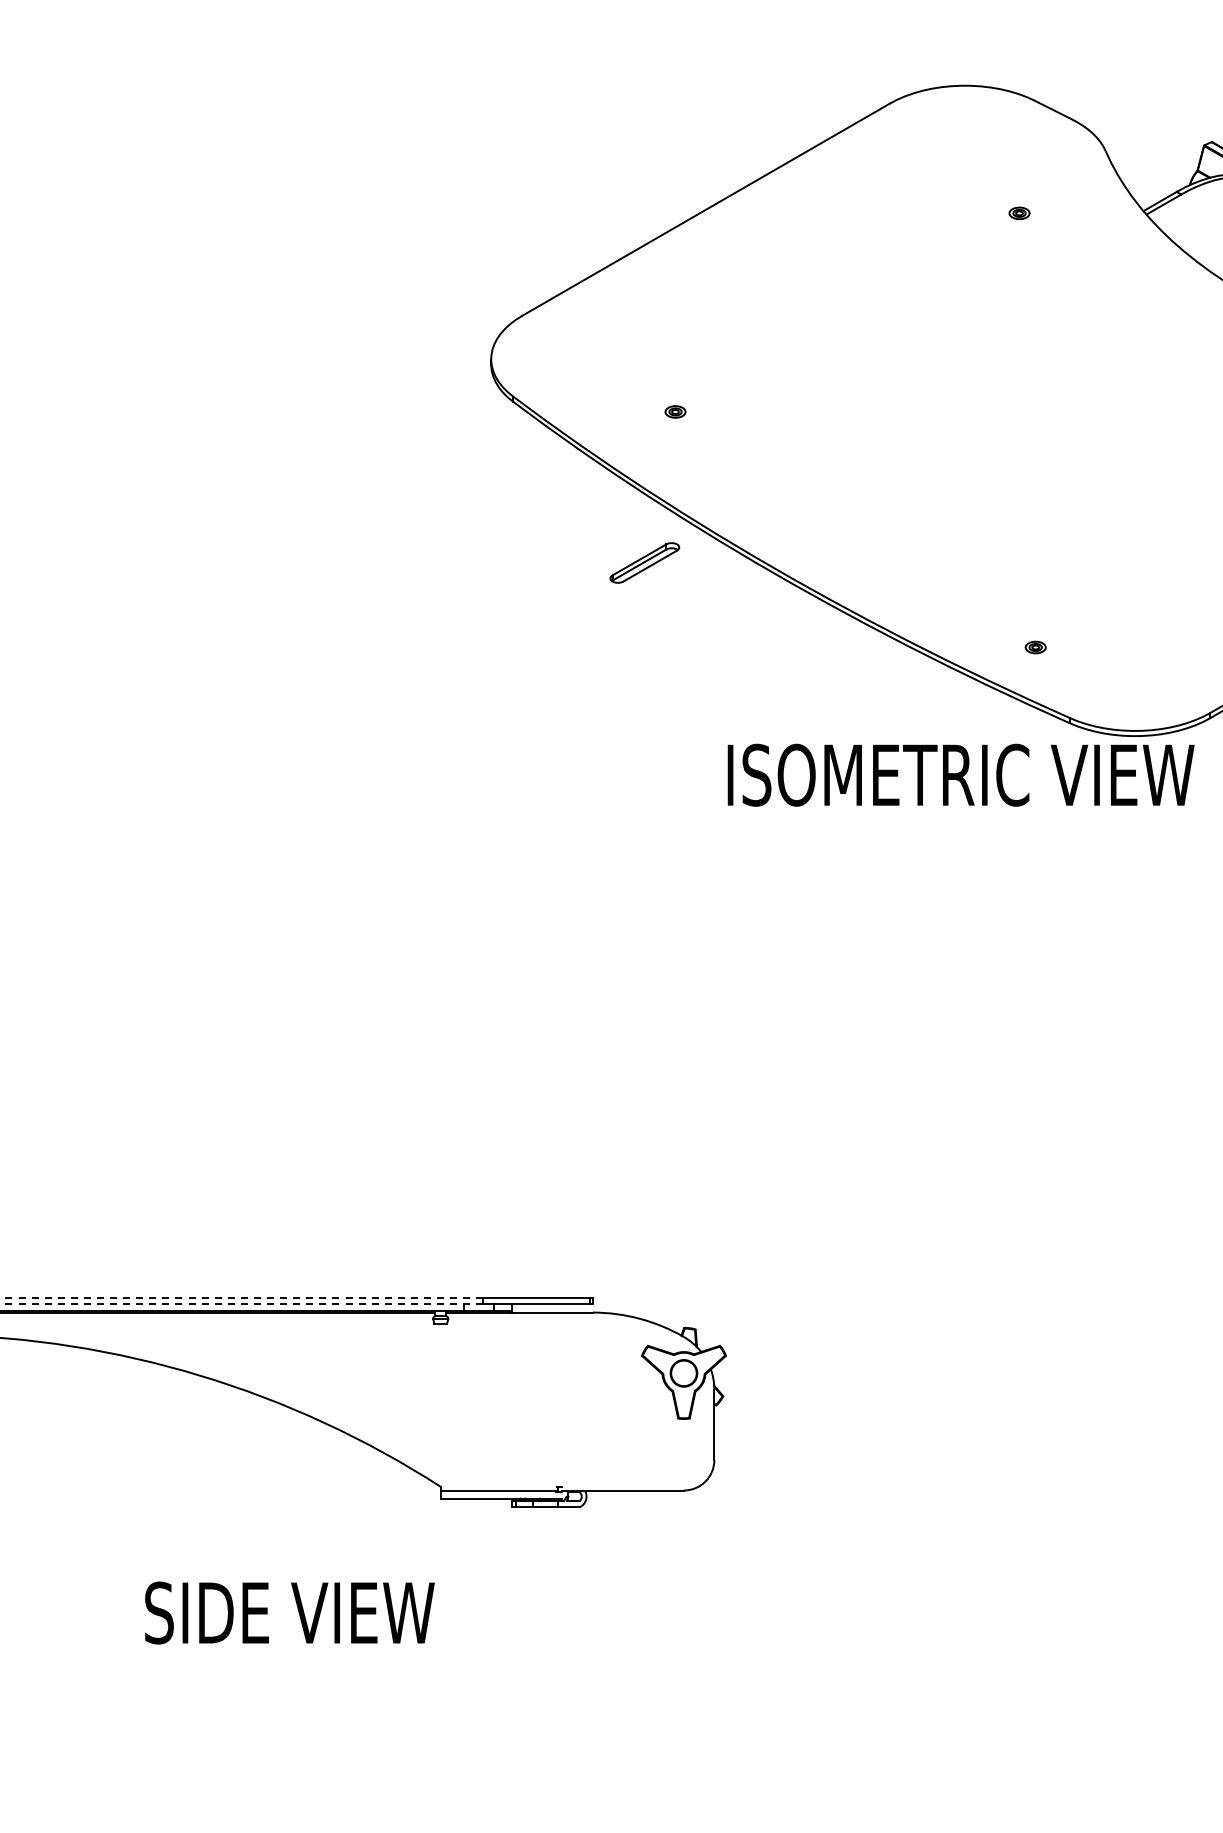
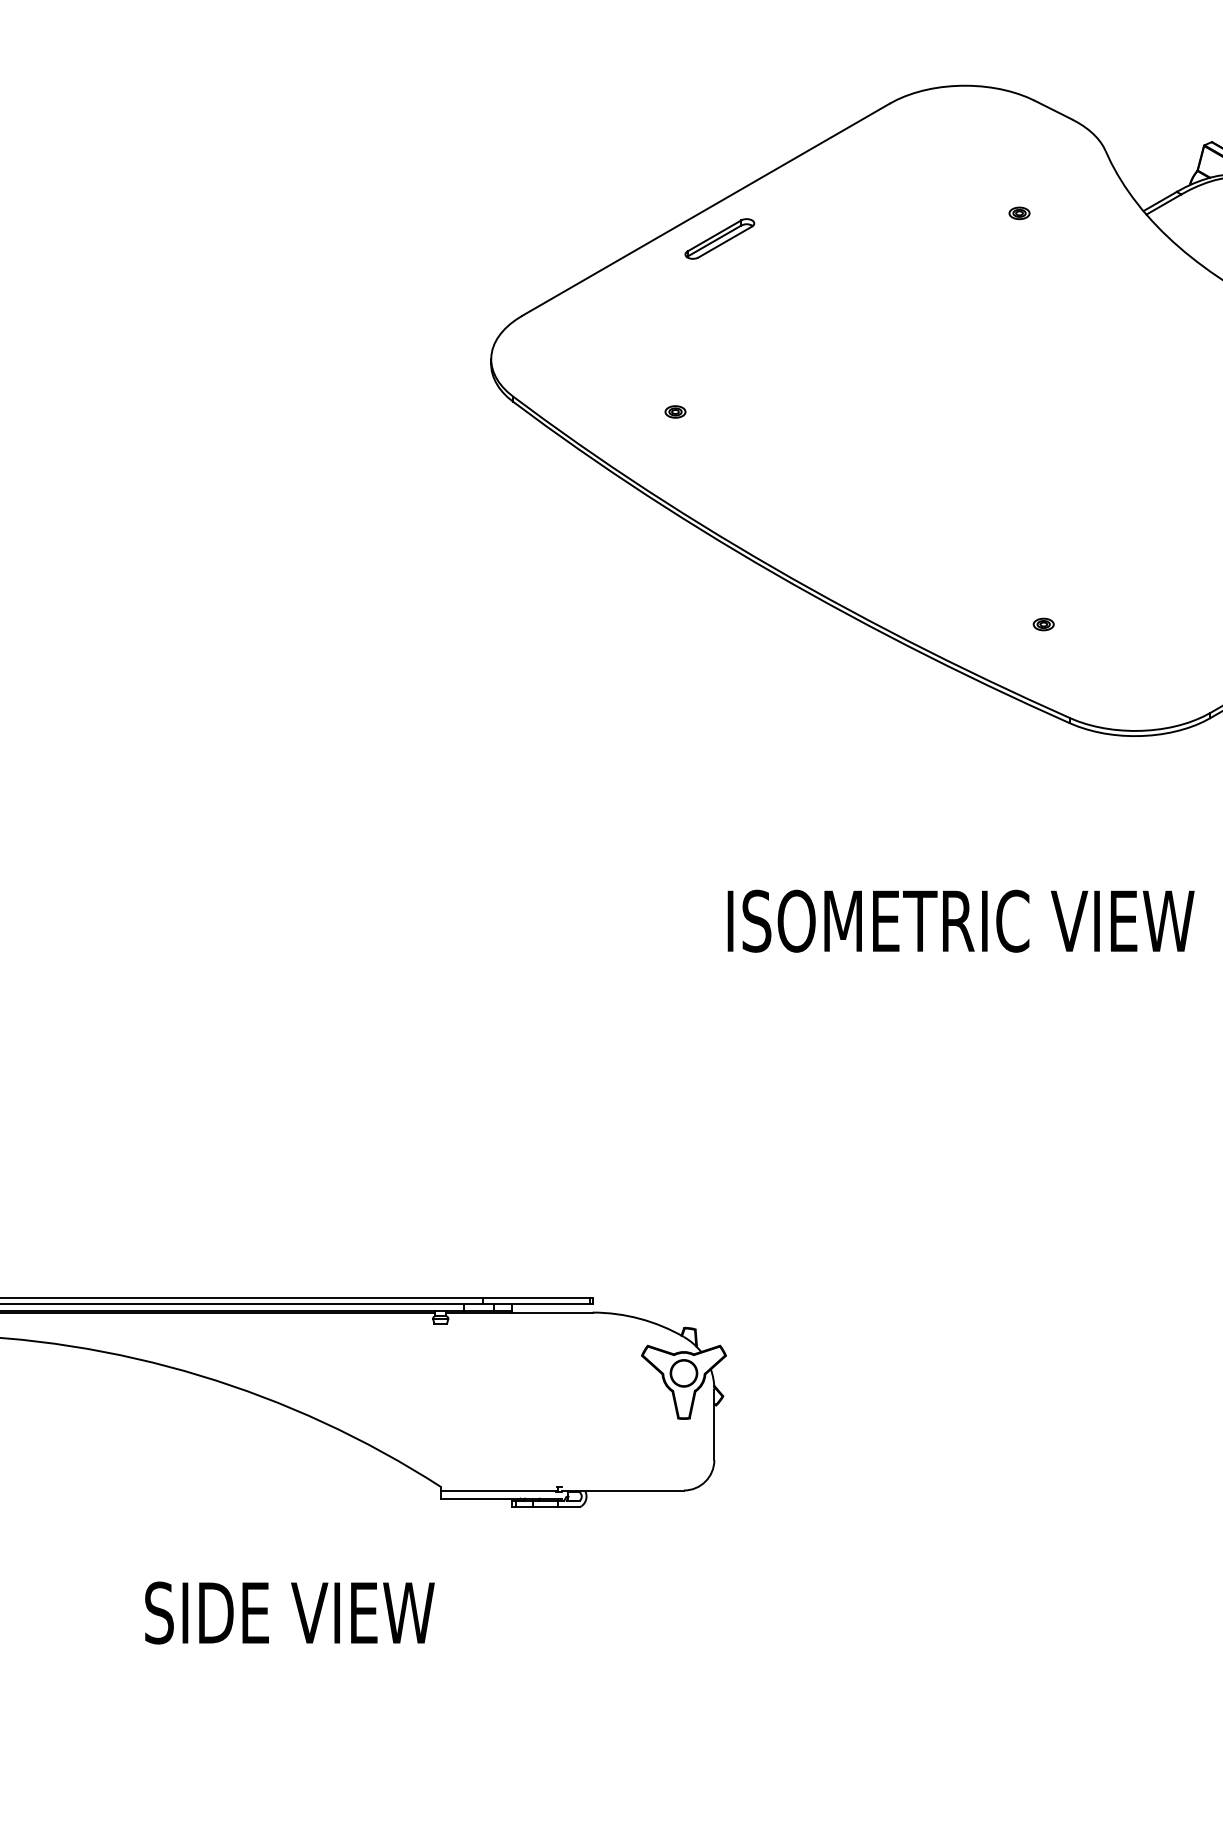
part position: (644, 562) -> (719, 238) (719, 238)
part position: (1035, 647) -> (1043, 624) (1043, 624)
text position: (960, 774) -> (960, 920) (960, 920)
line: dashed -> solid (241, 1298)
line: dashed -> solid (241, 1304)
